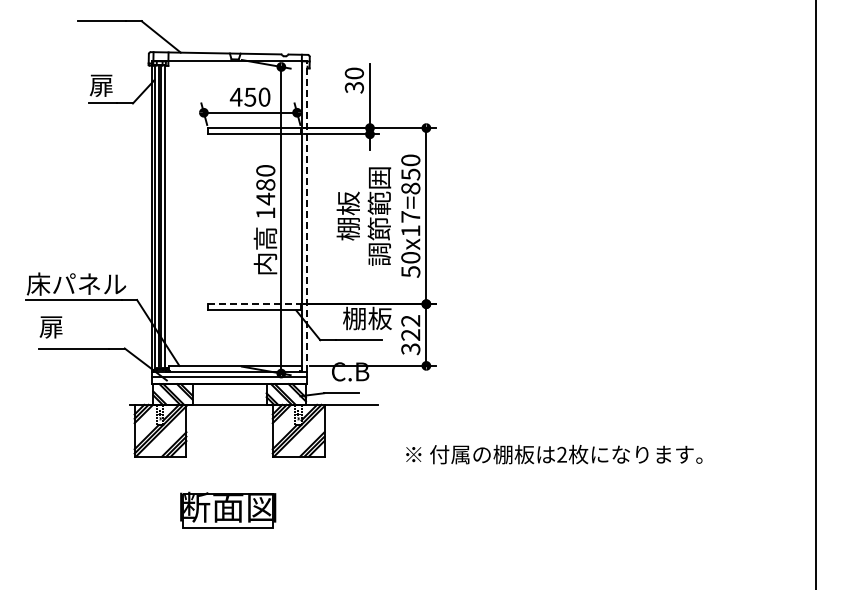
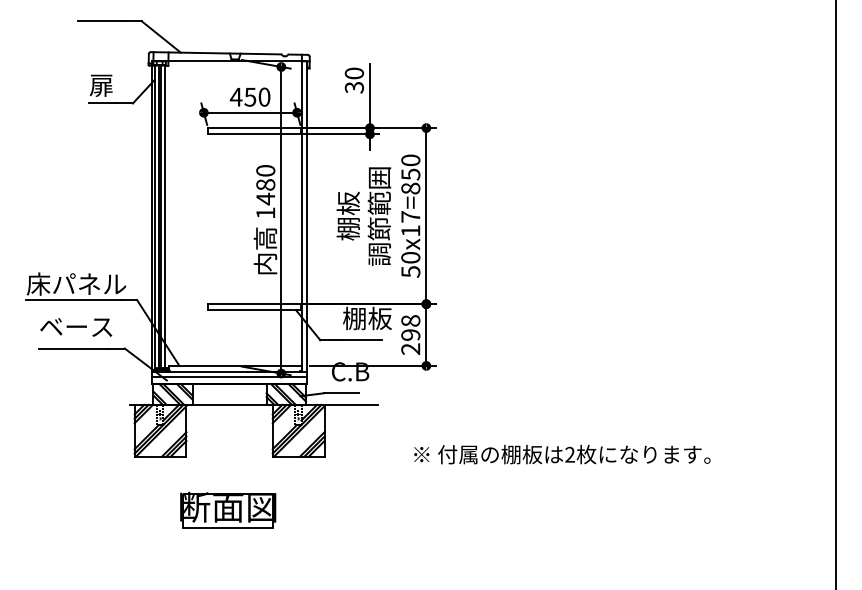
line: dashed -> solid (307, 216)
line position: (816, 294) -> (836, 294) (836, 294)
line: dashed -> solid (254, 304)
text: 扉 -> ベース (75, 327)
text: 322 -> 298 (410, 335)
text position: (554, 454) -> (562, 454) (562, 454)
